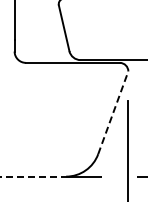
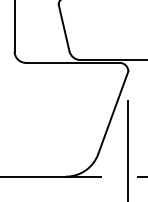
line: dashed -> solid (113, 112)
line: dashed -> solid (33, 176)
